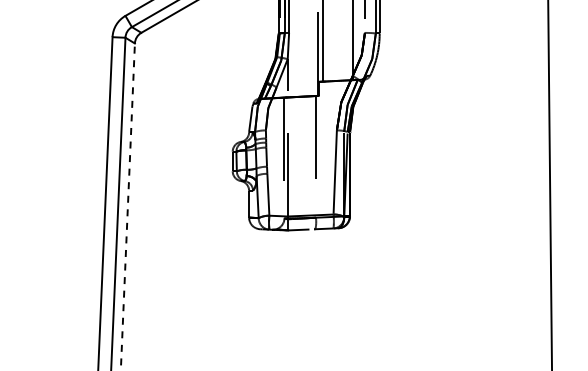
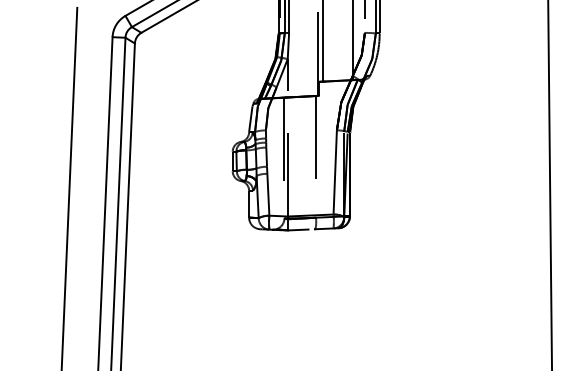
line: none -> present (69, 187)
line: dashed -> solid (127, 206)
